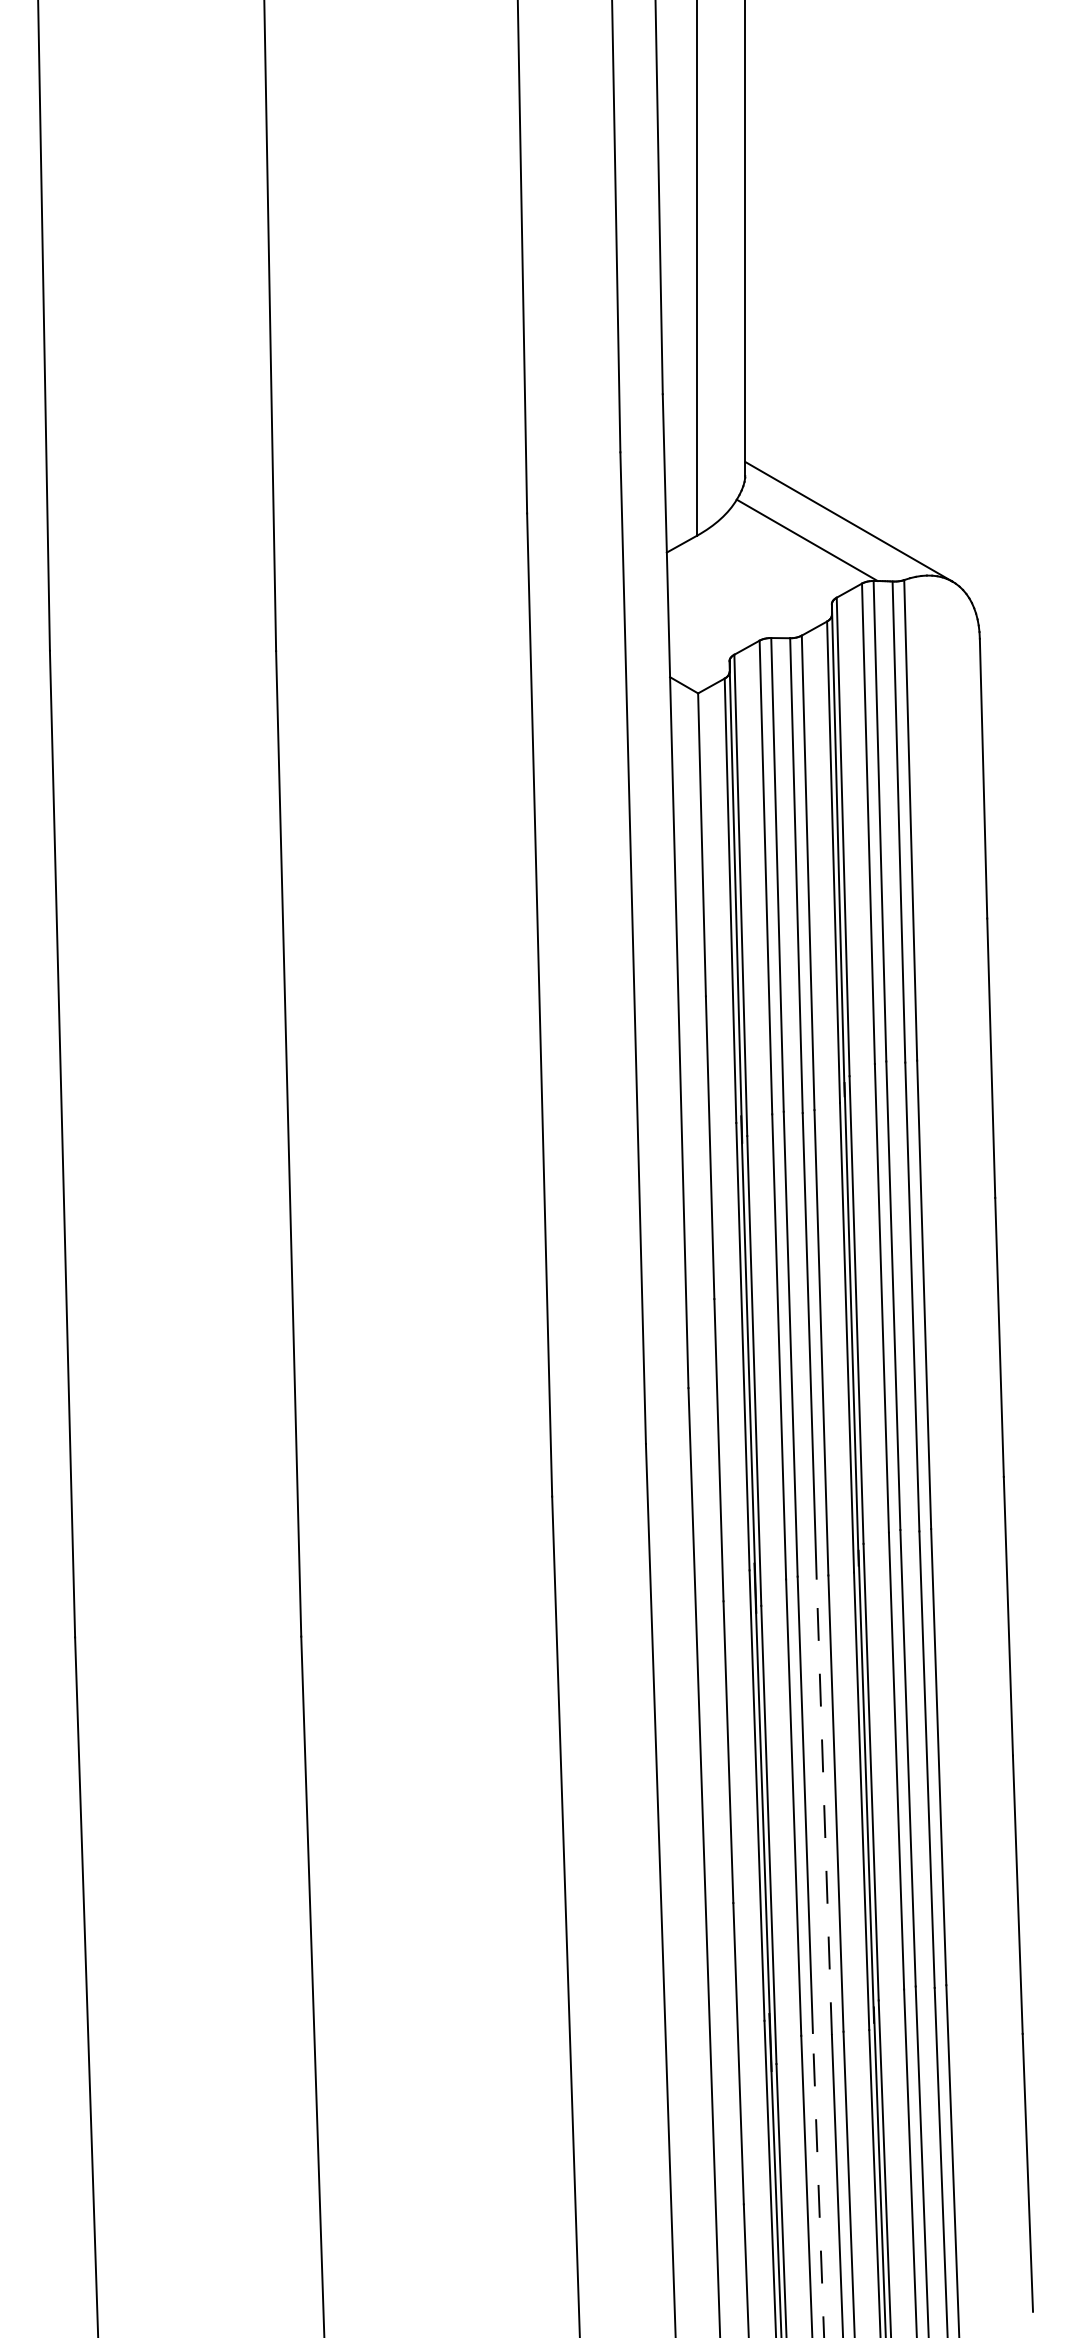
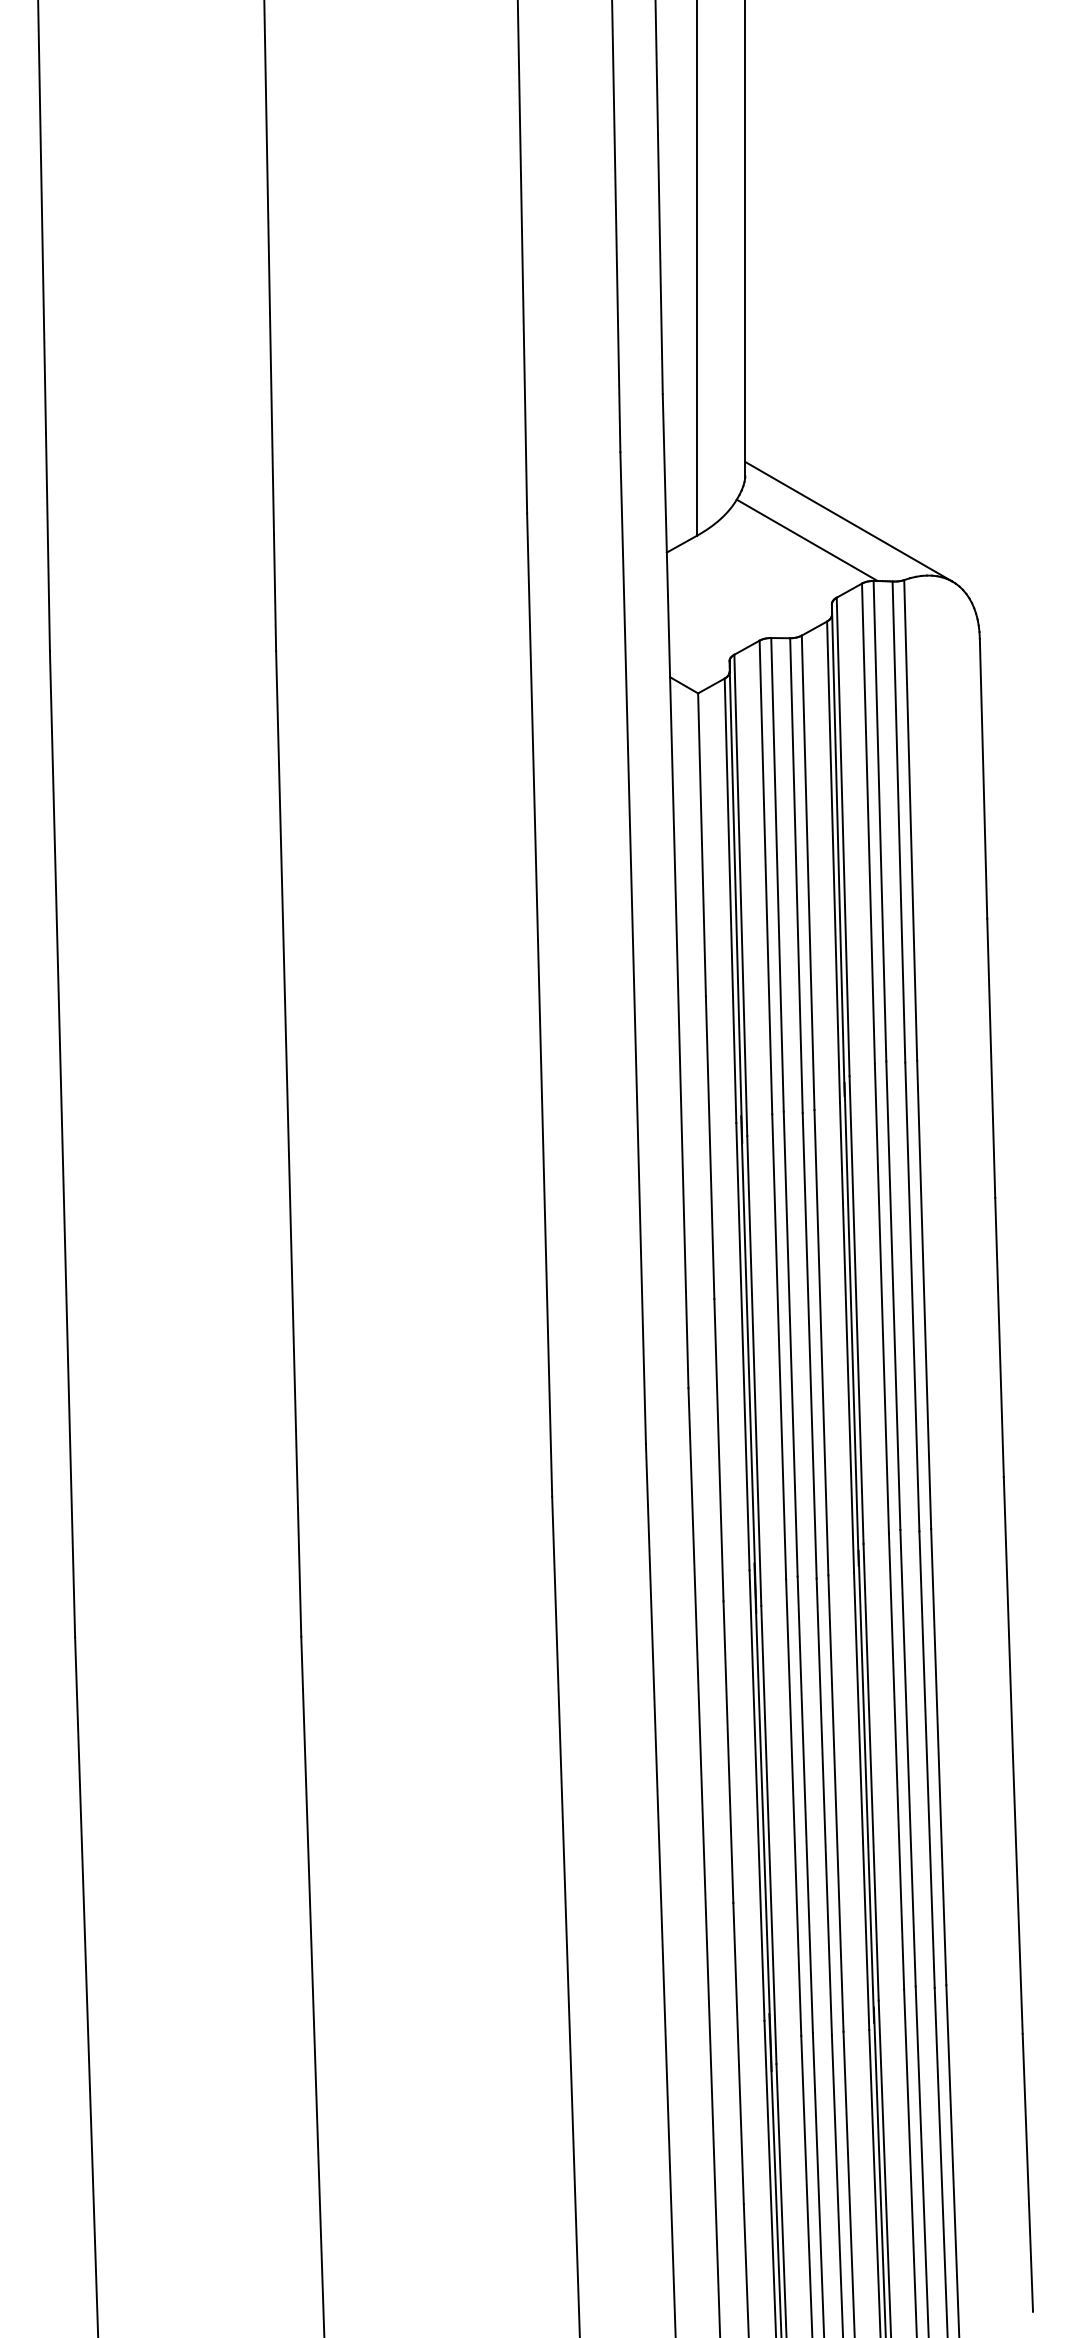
line: dashed -> solid (824, 1806)
line: dashed -> solid (818, 2184)
